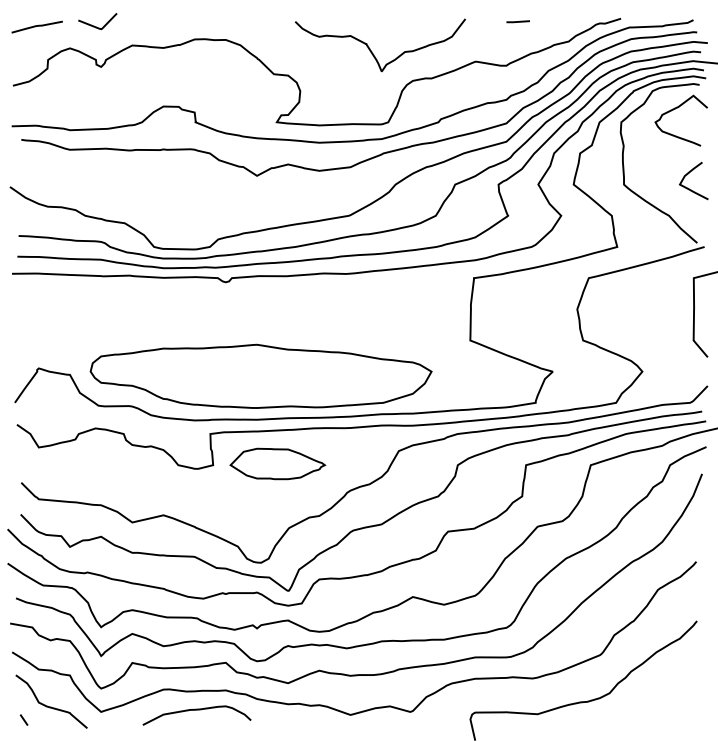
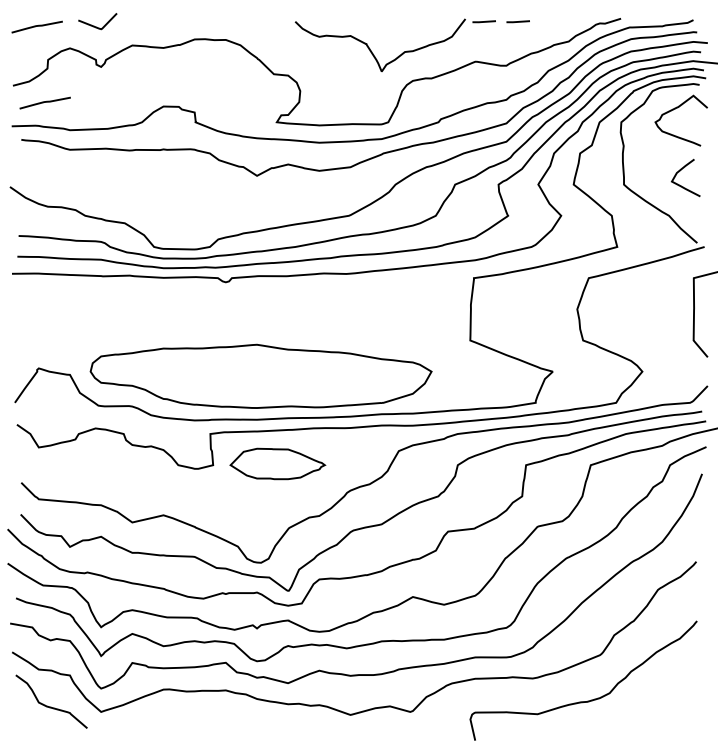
line: none -> present (483, 21)
curve: none -> present (44, 102)
curve position: (688, 174) -> (680, 171) (680, 171)
curve: present -> none (196, 710)
line: present -> none (23, 719)
